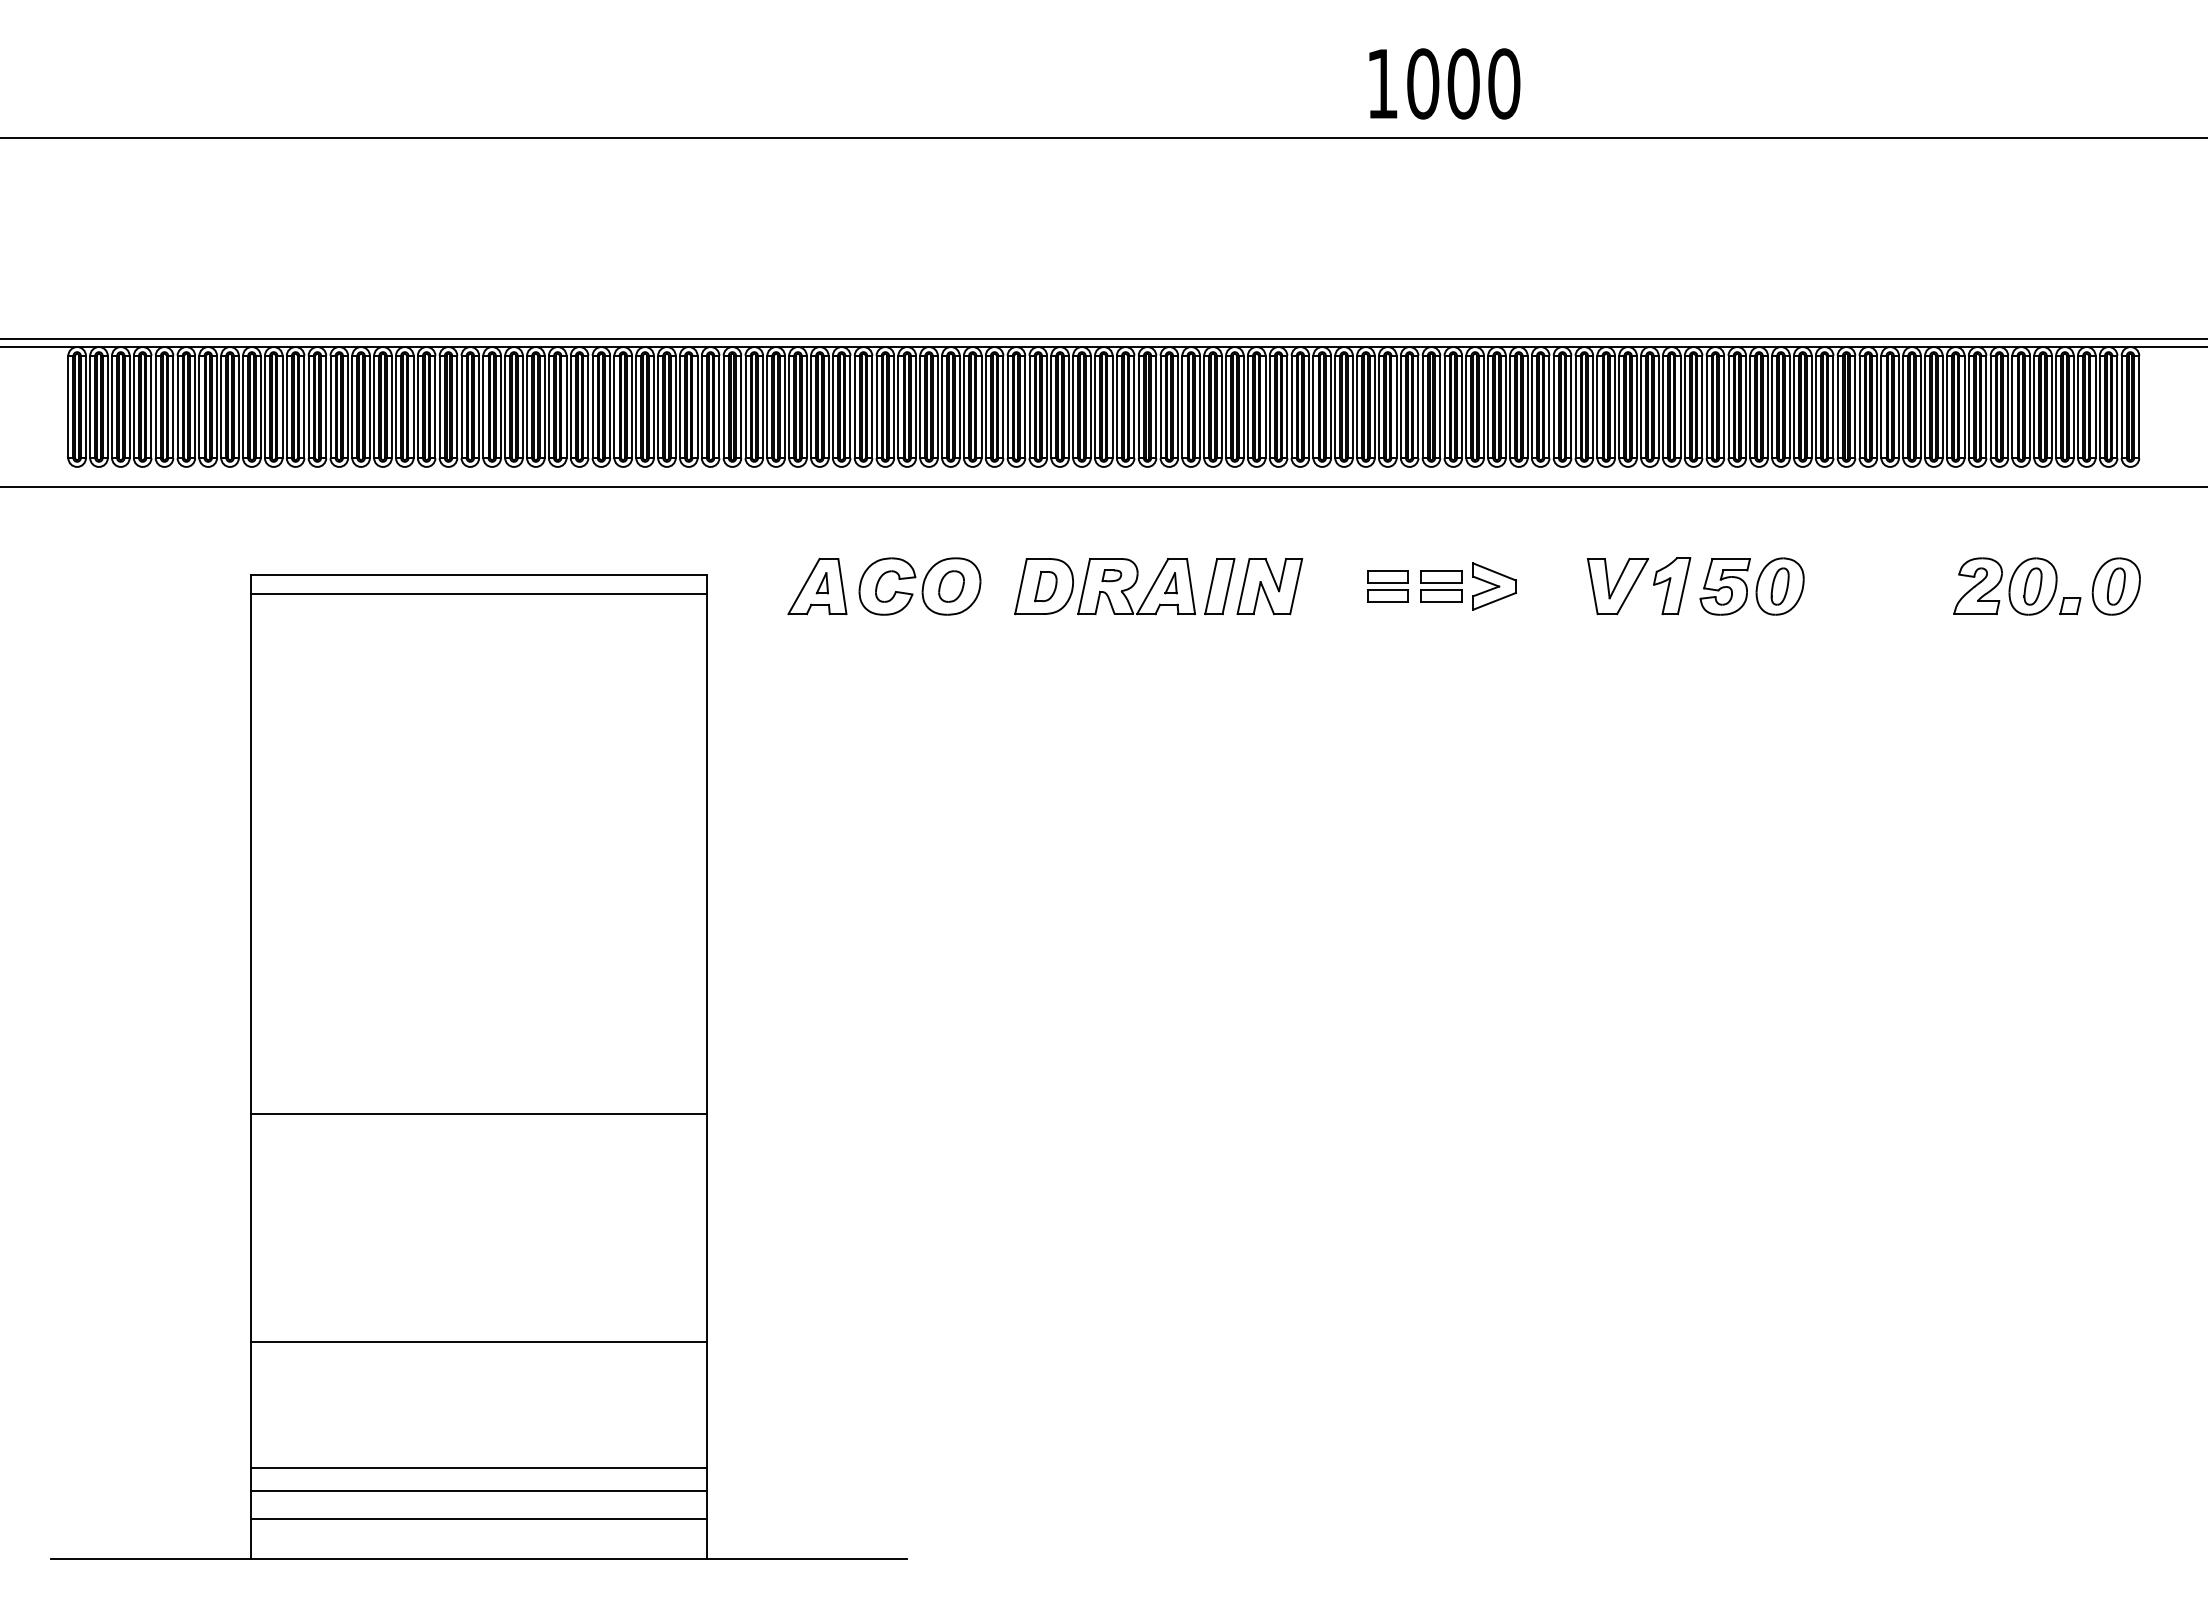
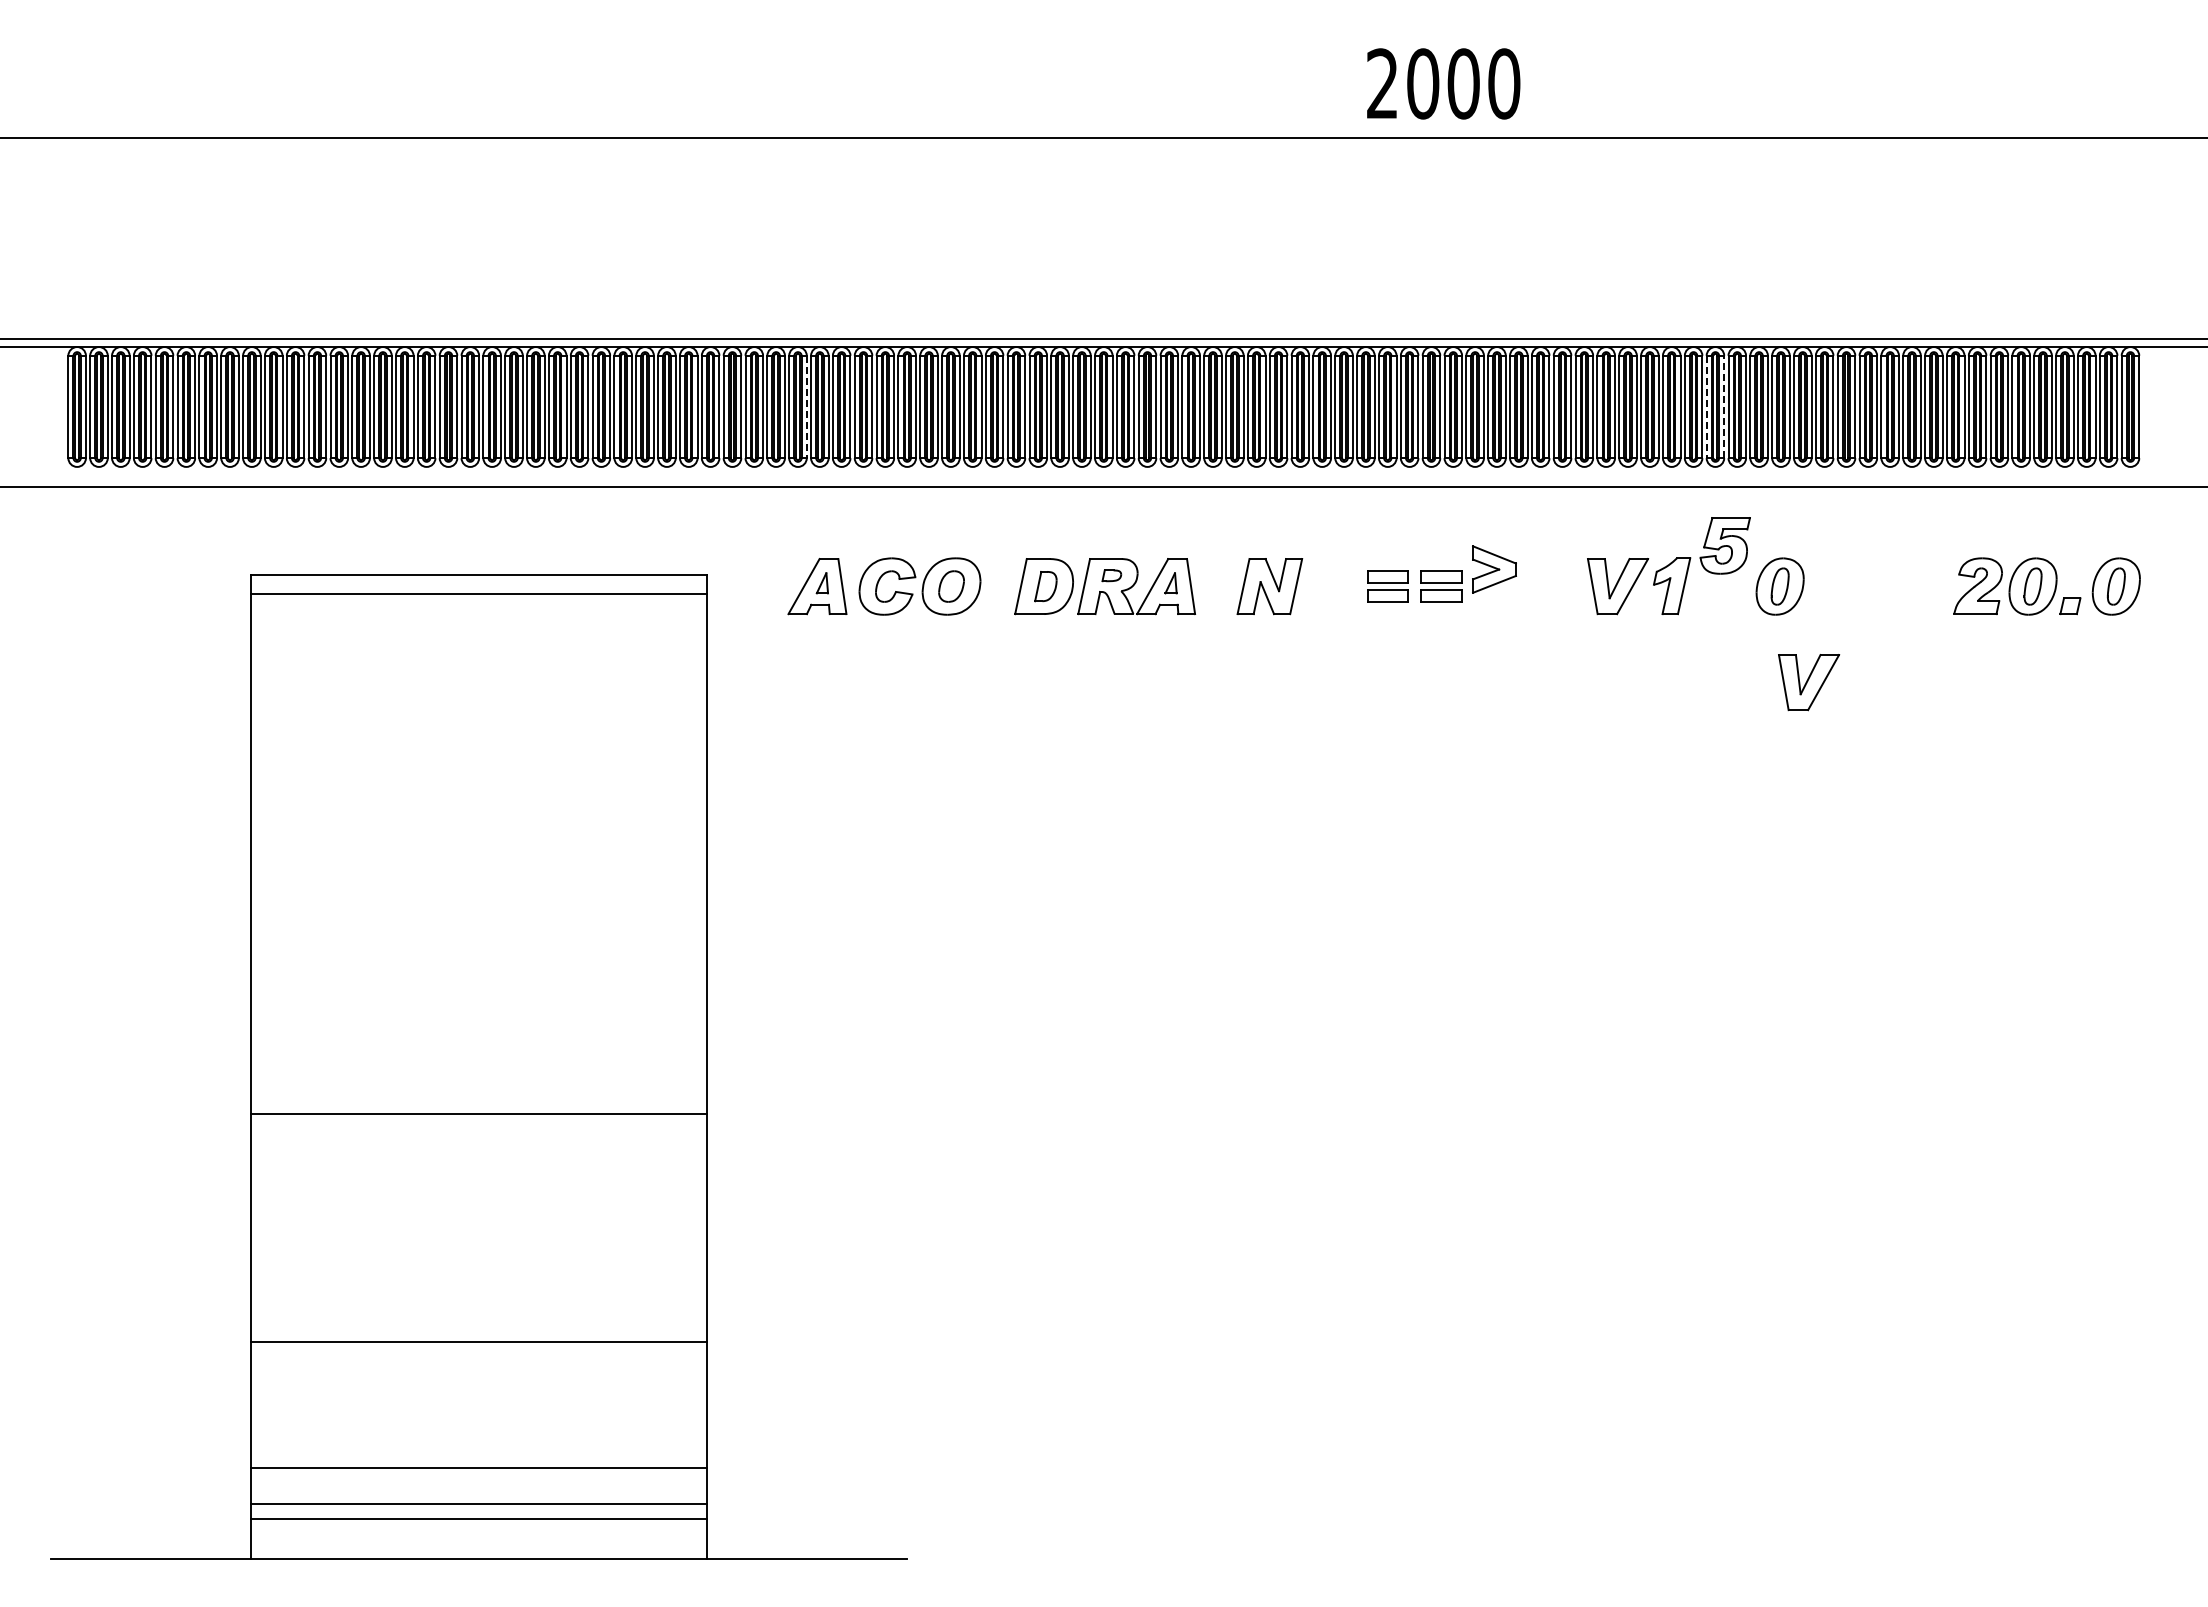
text: 1000 -> 2000 (1382, 83)
line: solid -> dashed (1724, 406)
line: solid -> dashed (806, 407)
line: solid -> dashed (1706, 407)
part: present -> none (1219, 586)
part position: (1494, 586) -> (1494, 569) (1494, 569)
part position: (1724, 586) -> (1724, 545) (1724, 545)
part: none -> present (1809, 682)
line position: (478, 1490) -> (478, 1503) (478, 1503)
